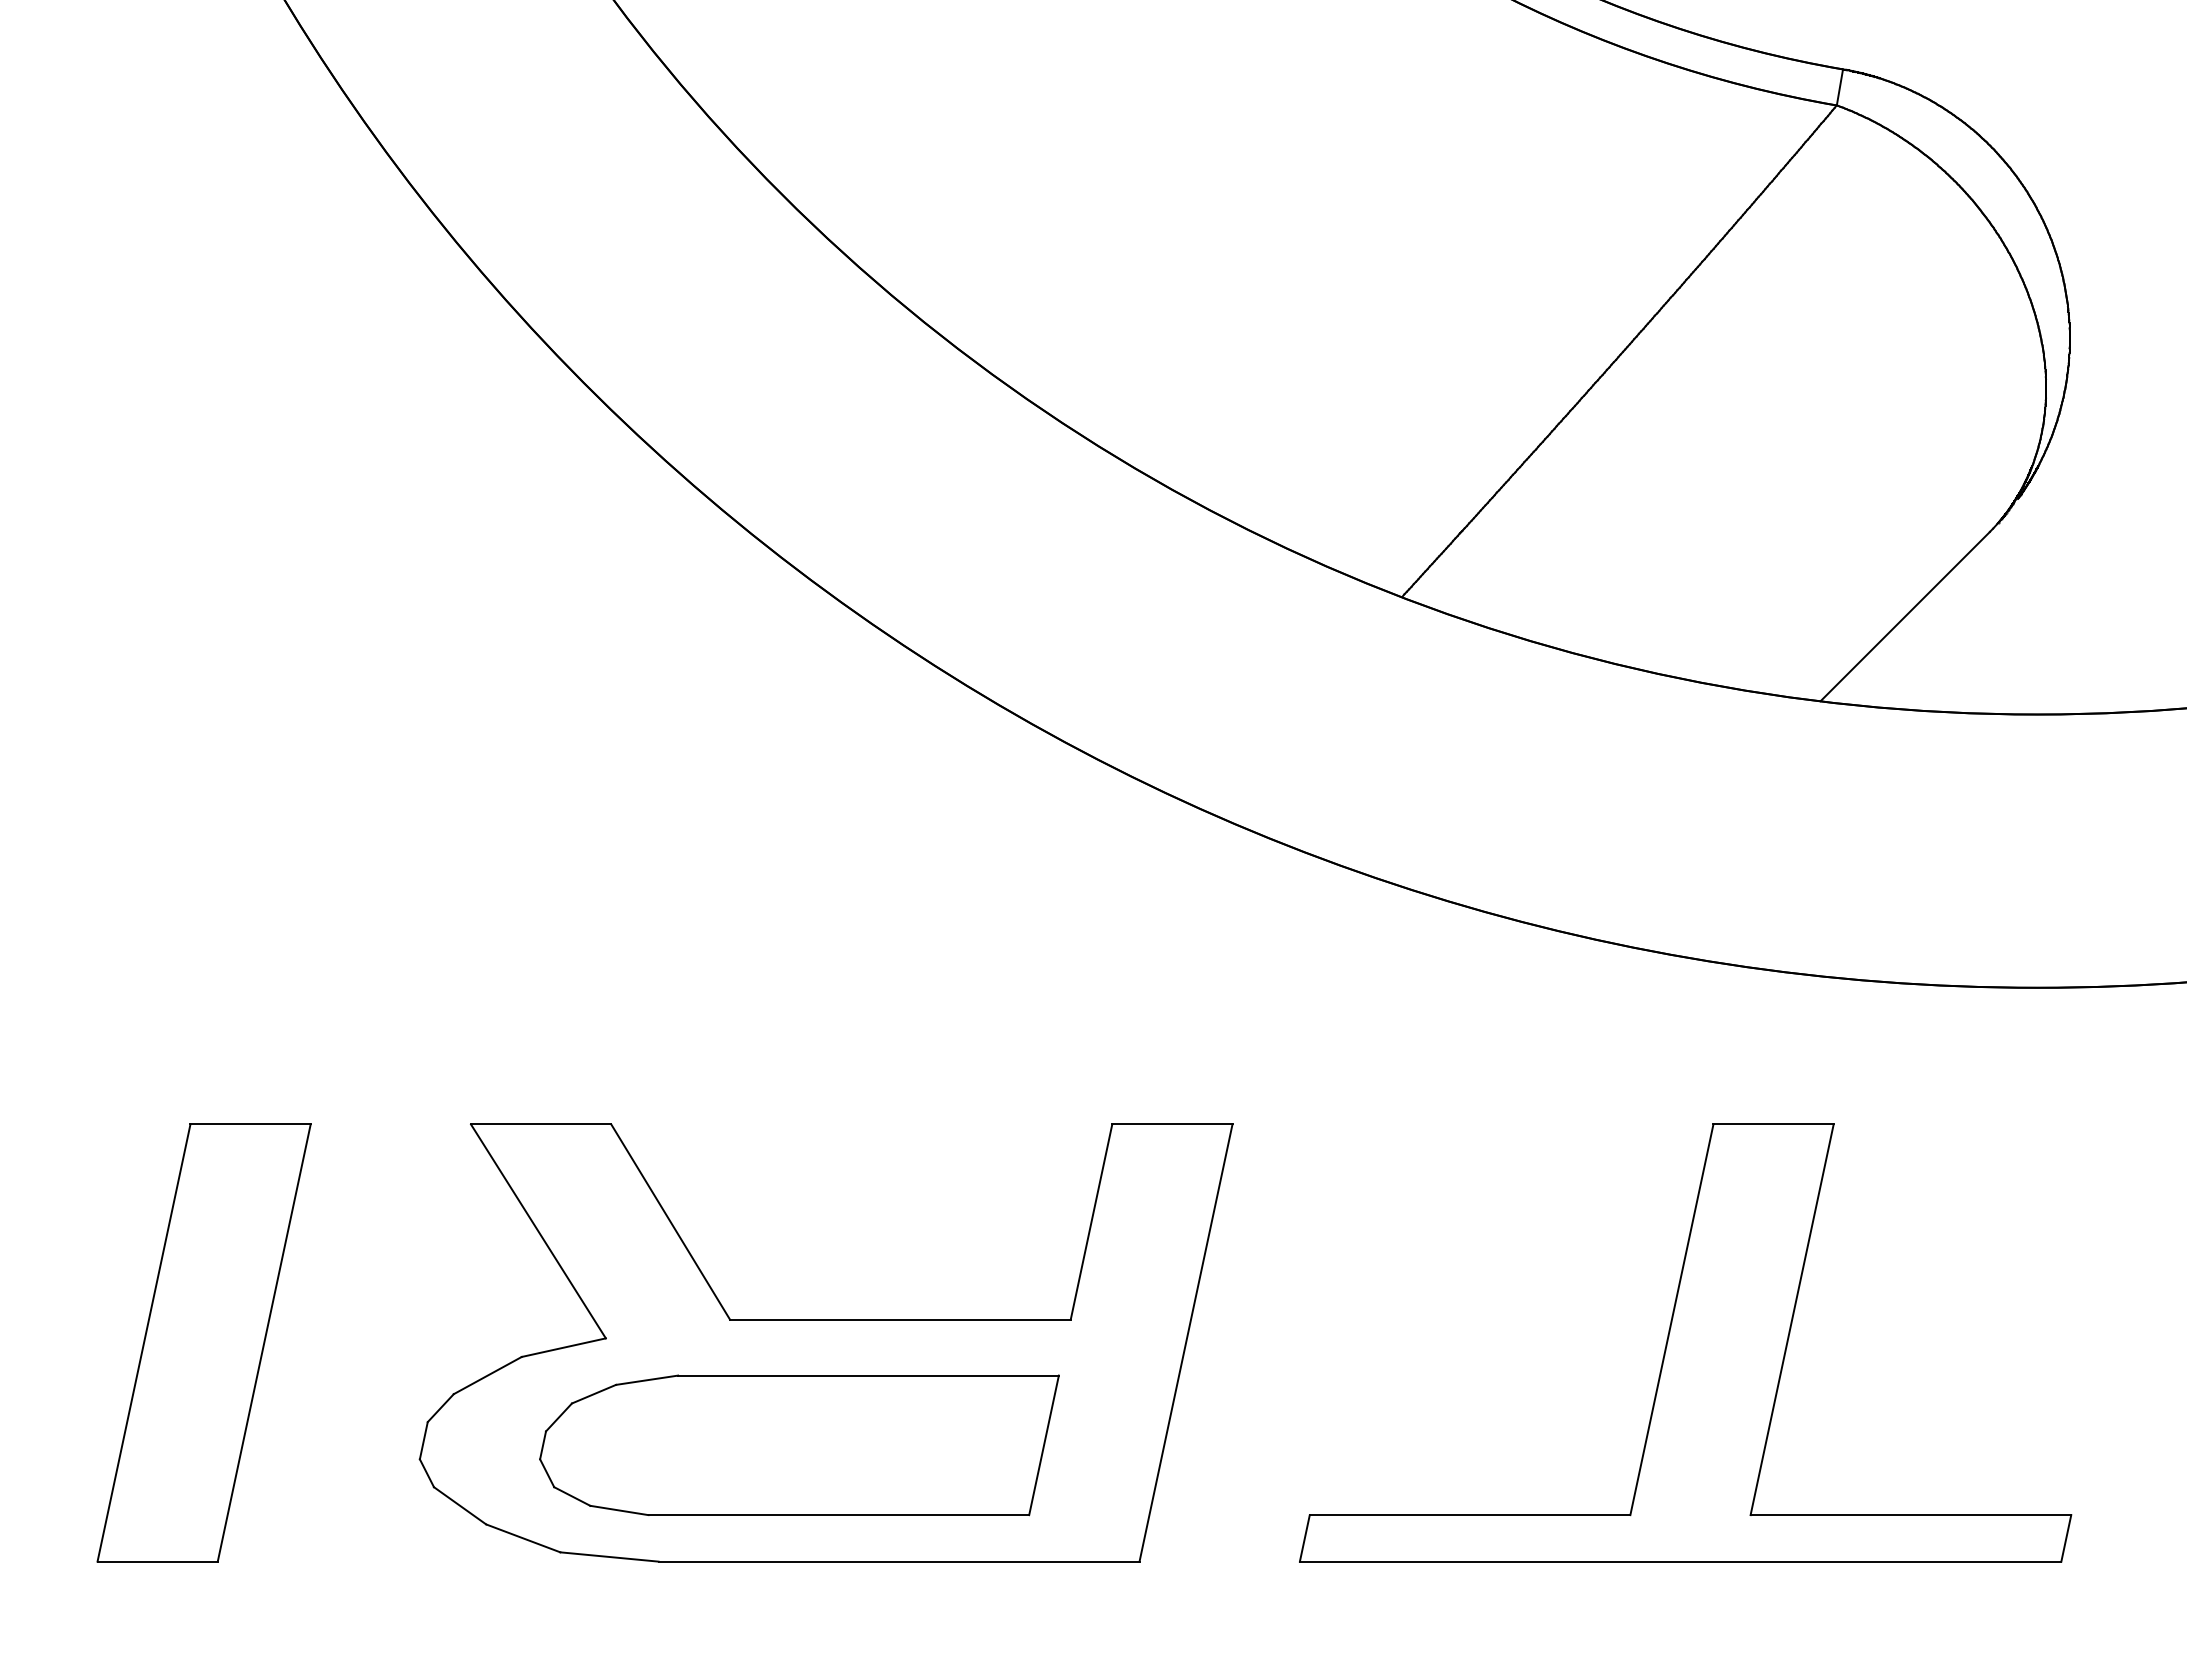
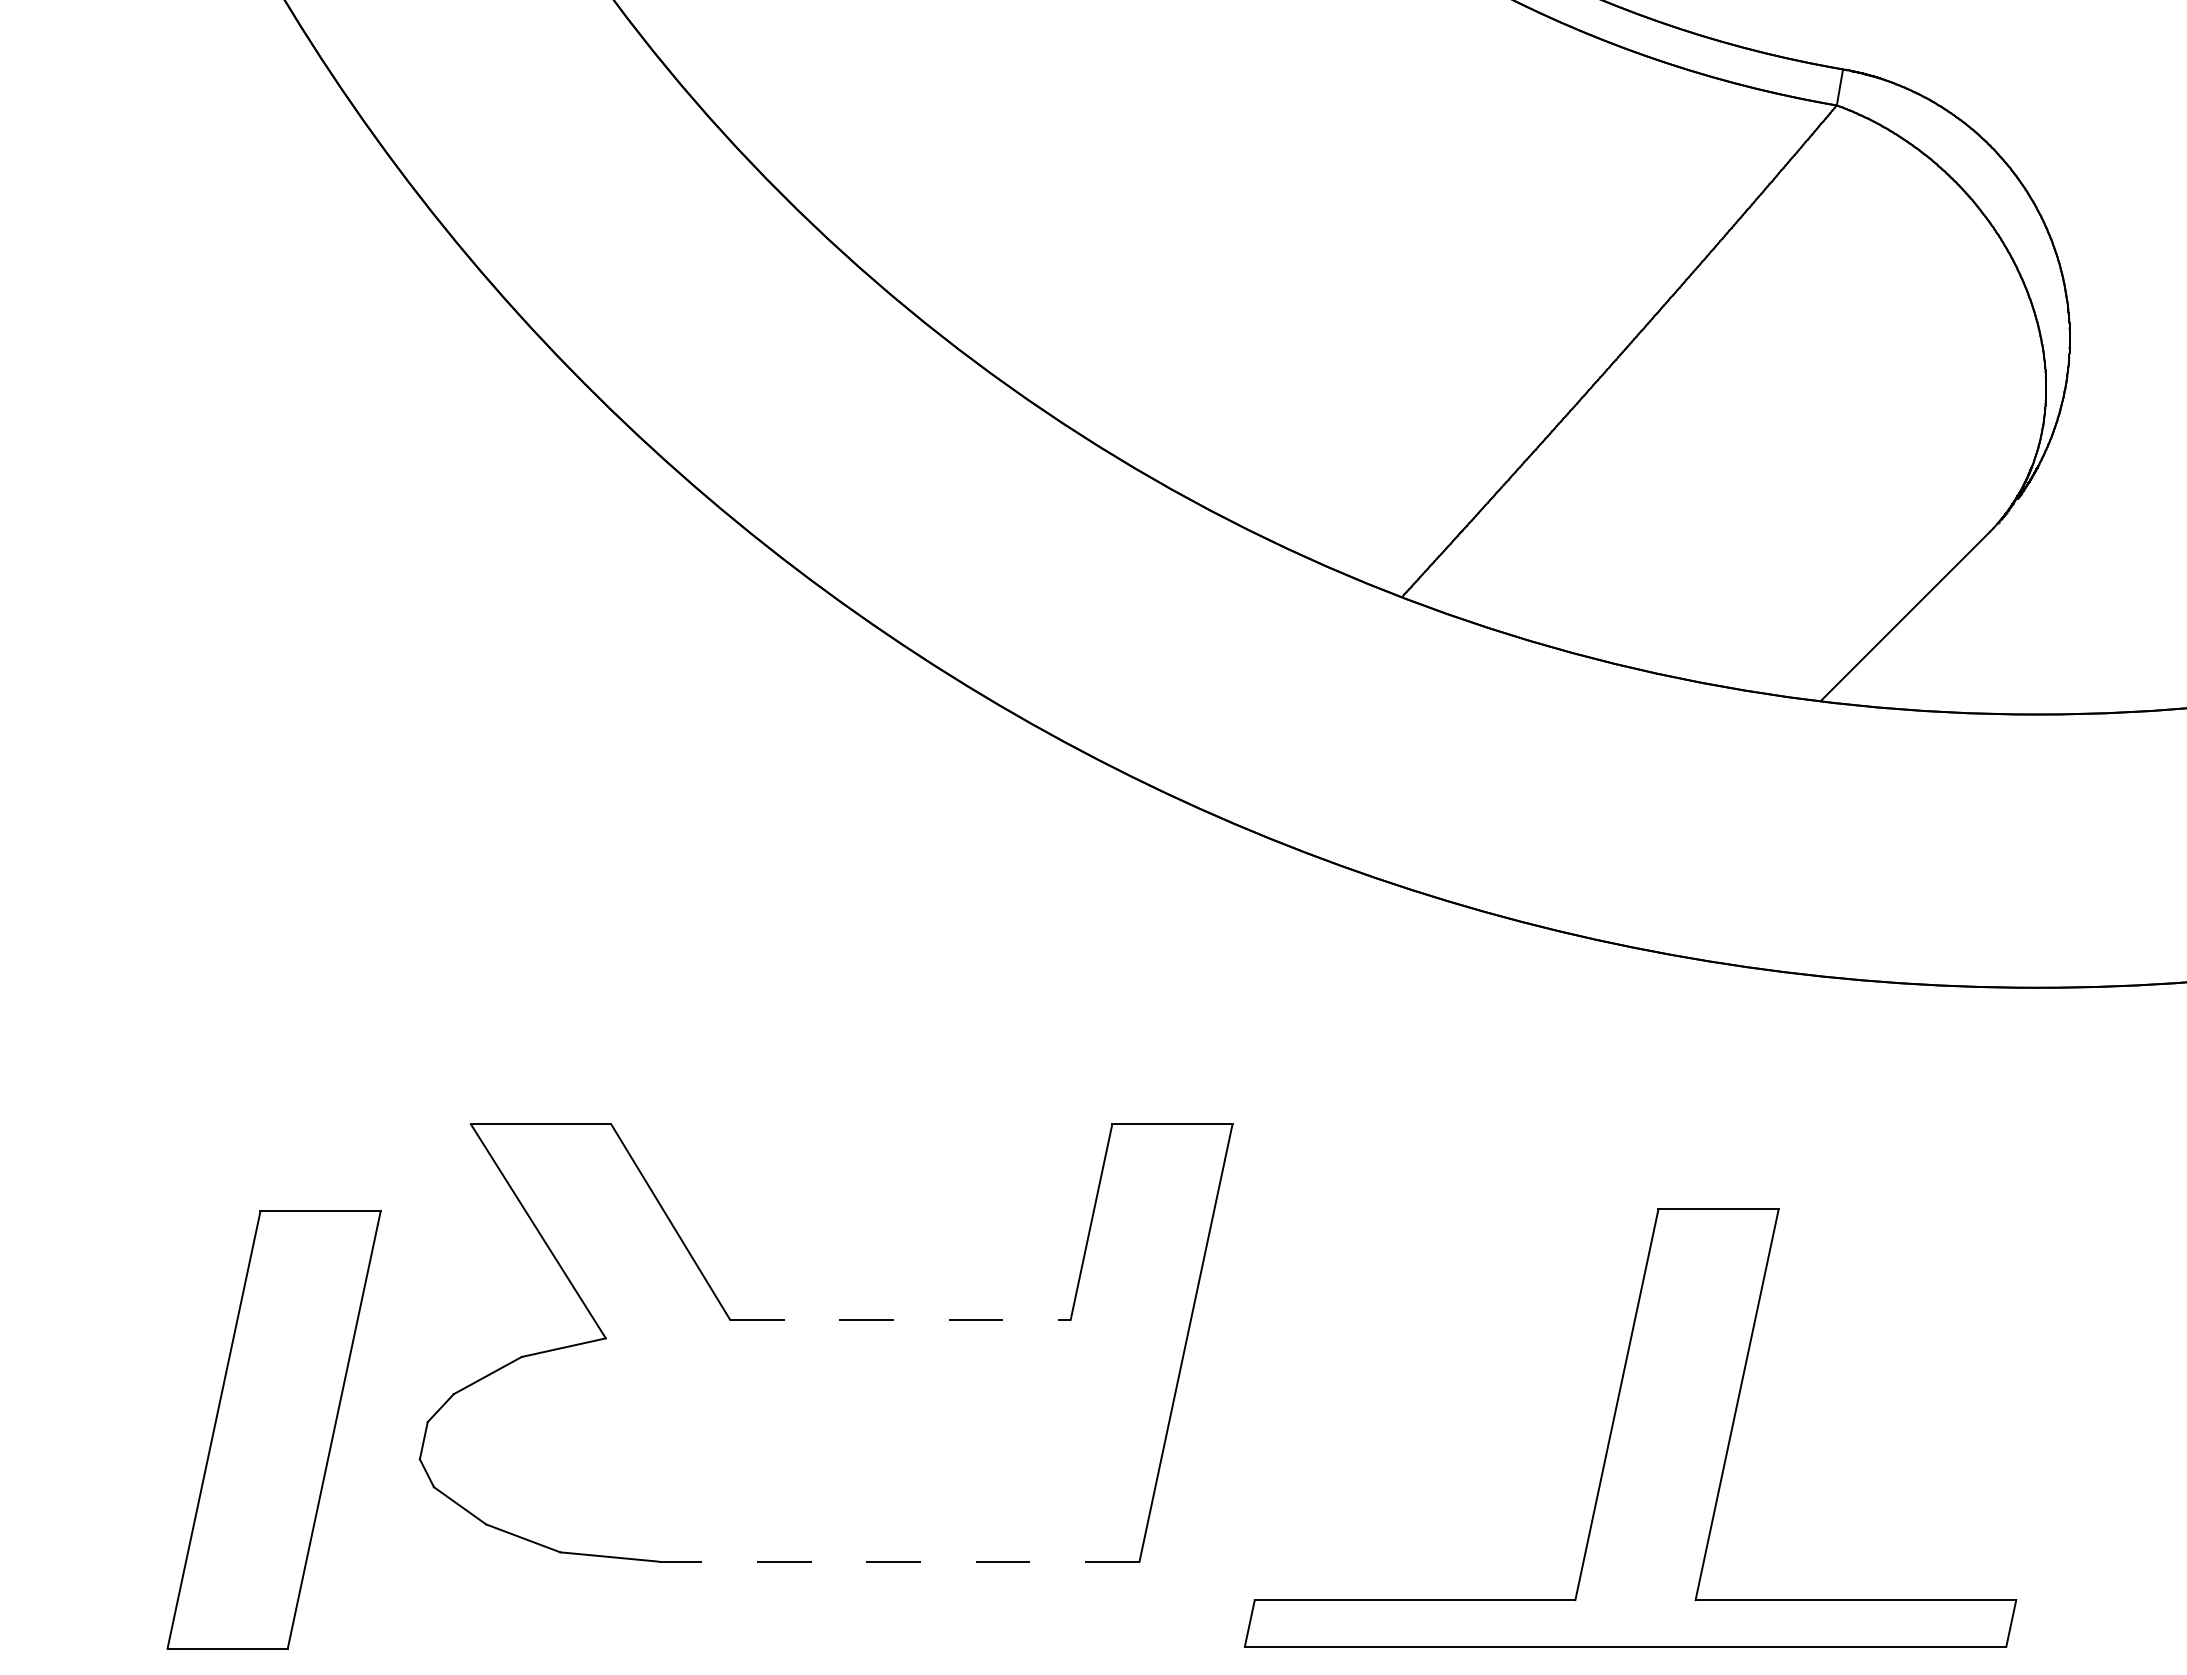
line: solid -> dashed (900, 1319)
part position: (203, 1342) -> (273, 1429) (273, 1429)
part position: (1685, 1342) -> (1630, 1427) (1630, 1427)
part: present -> none (799, 1445)
line: solid -> dashed (898, 1561)
